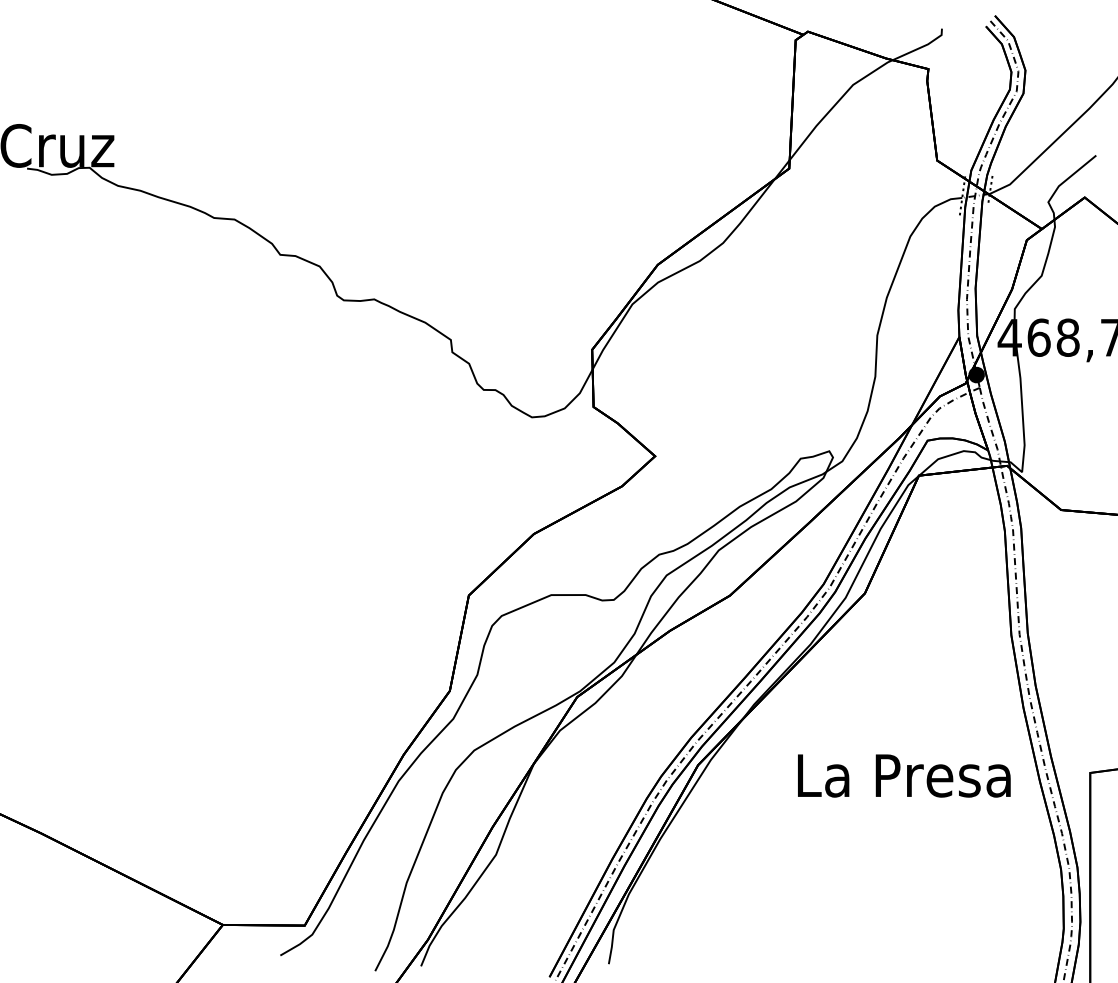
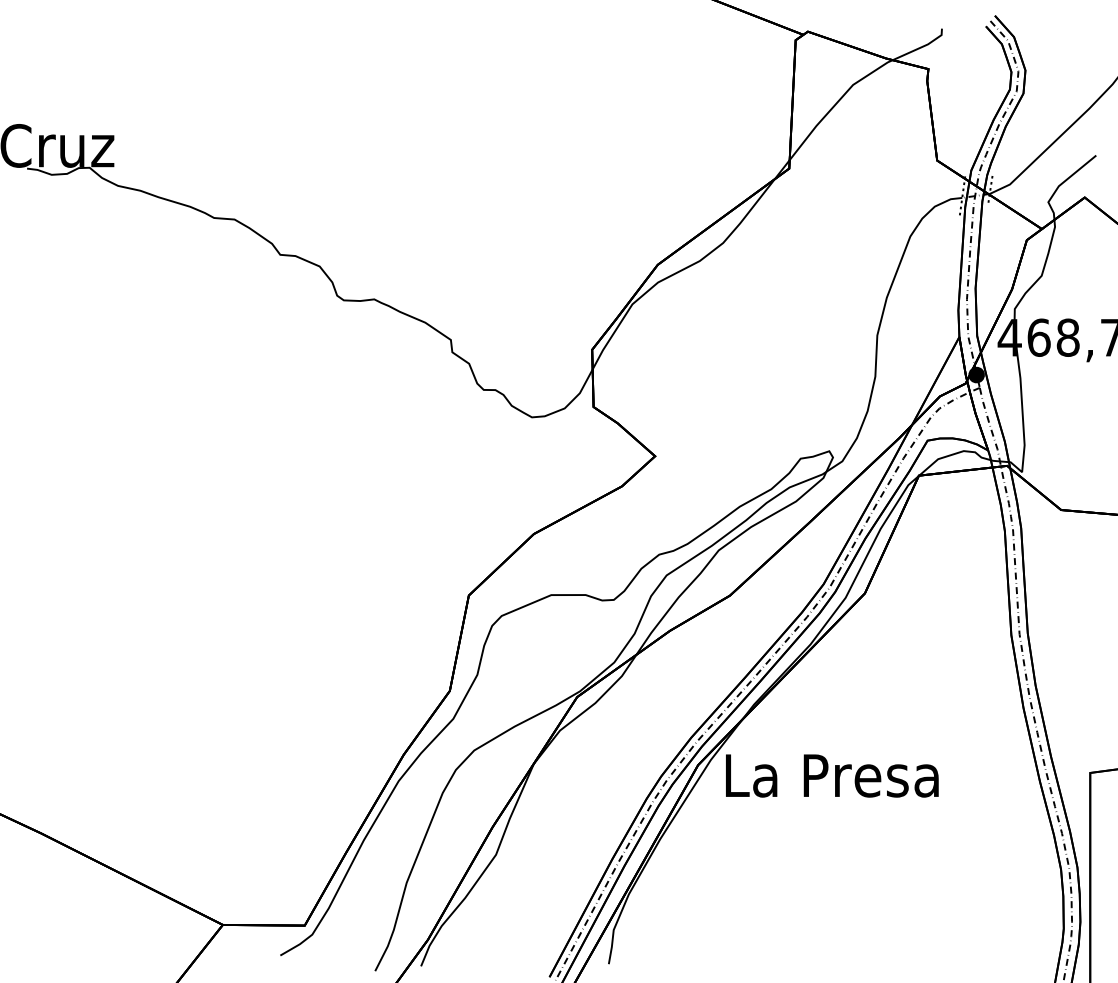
text position: (904, 775) -> (832, 775) (832, 775)
